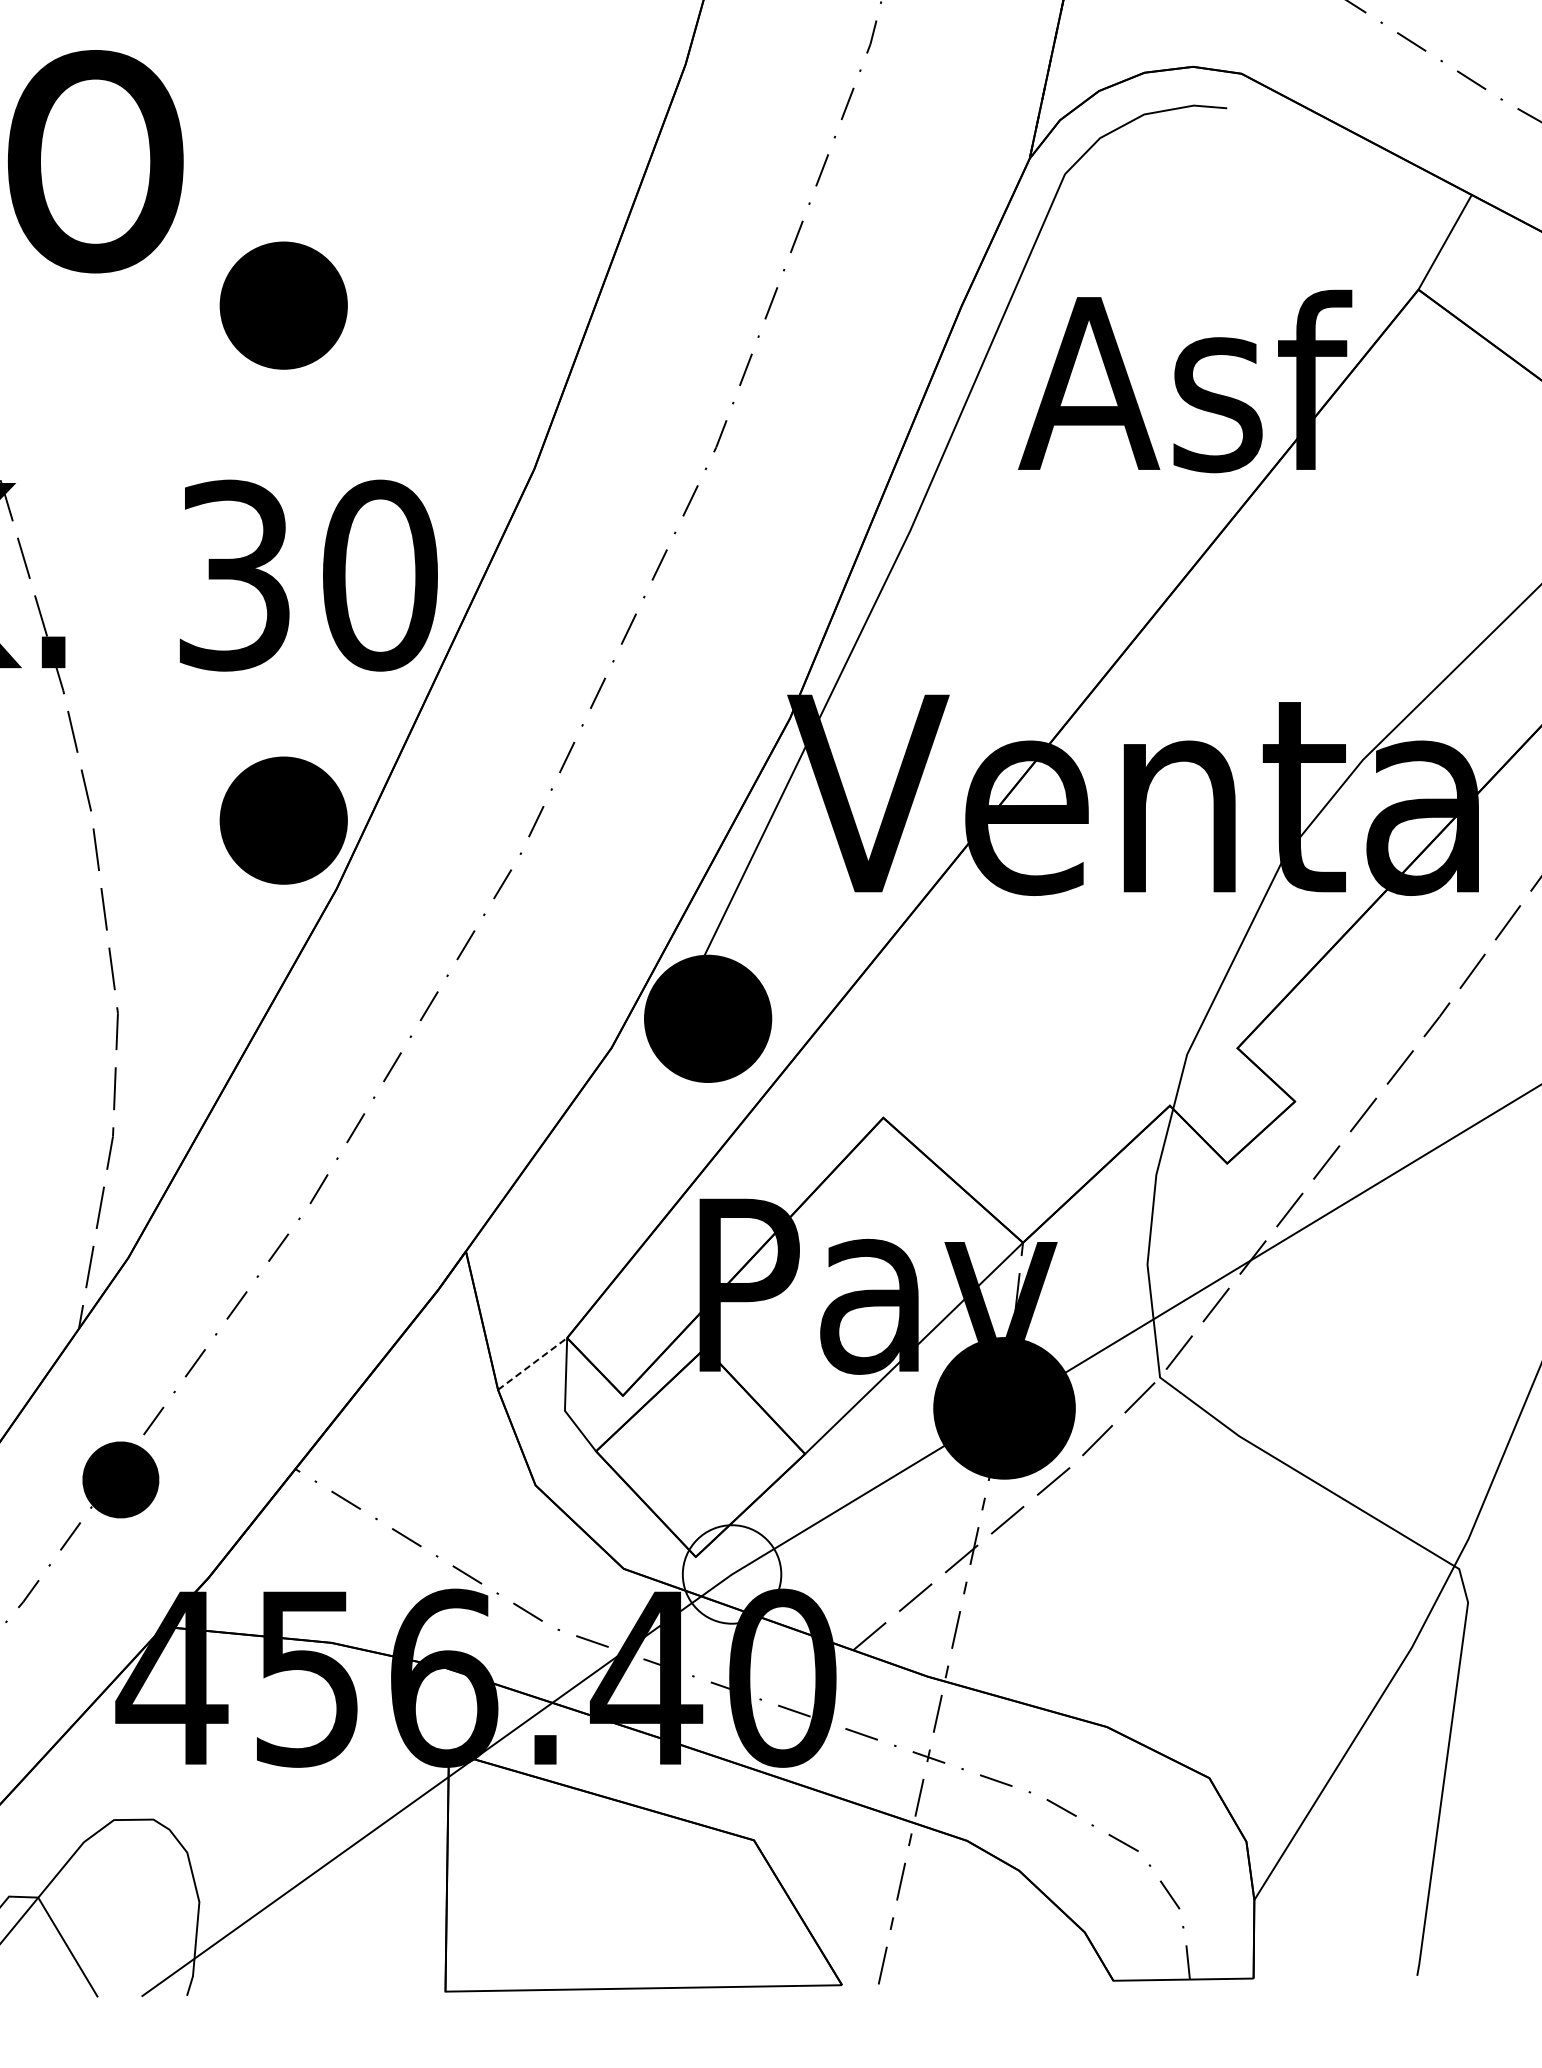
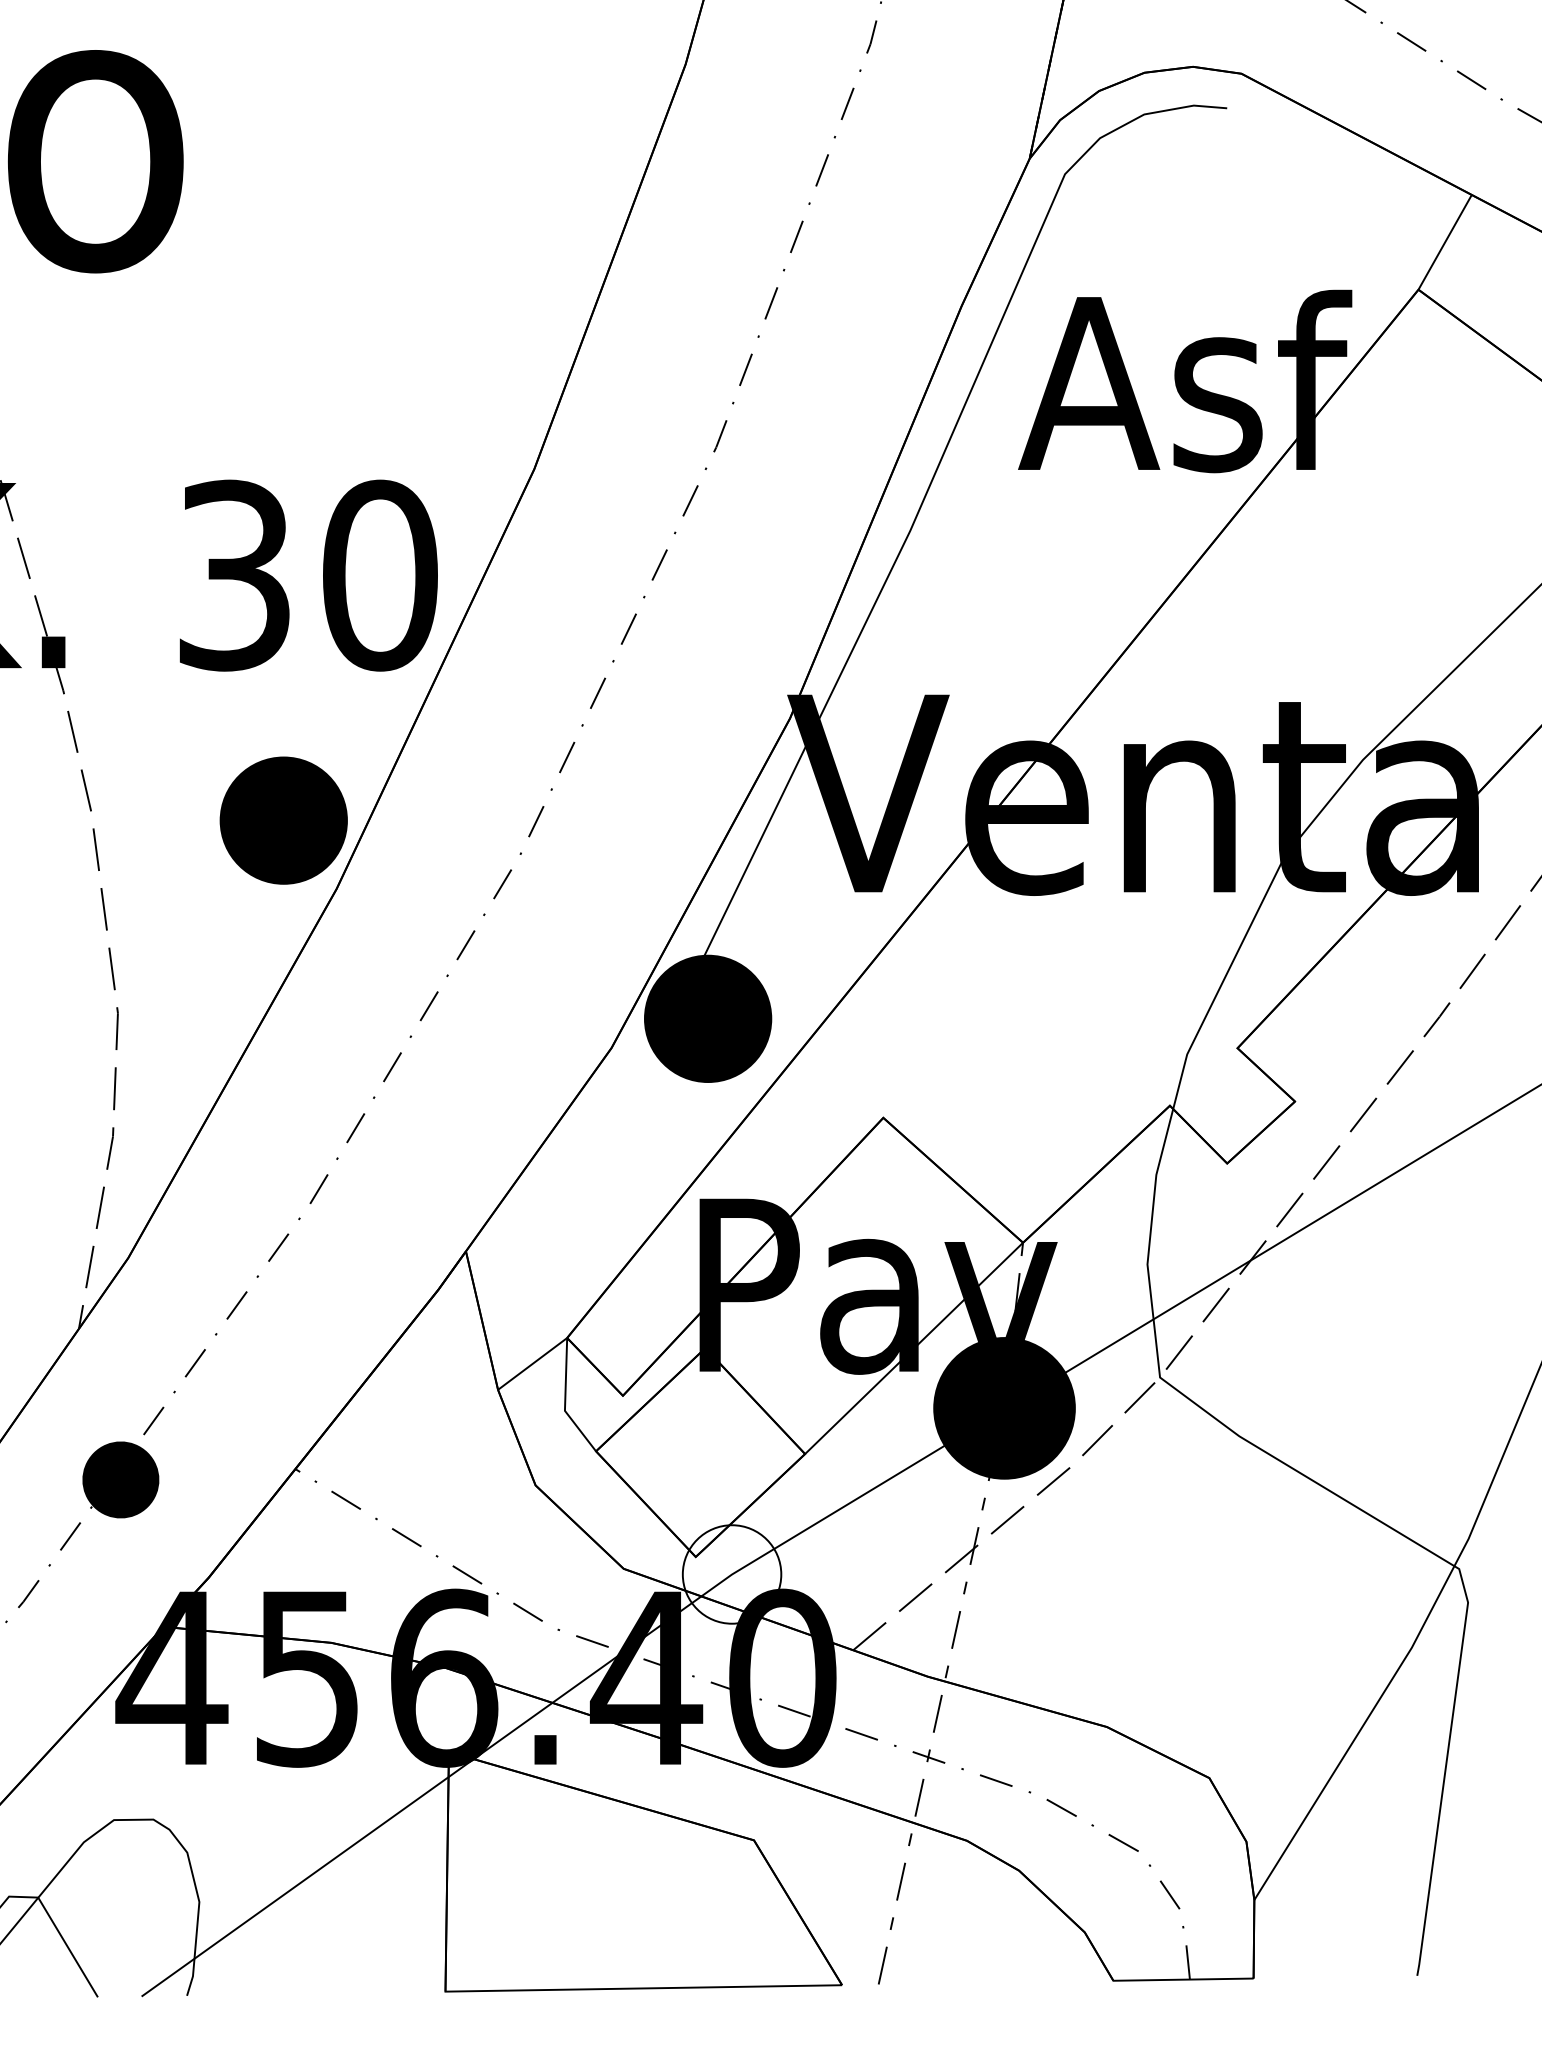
part: present -> none (283, 305)
line: dashed -> solid (533, 1363)
